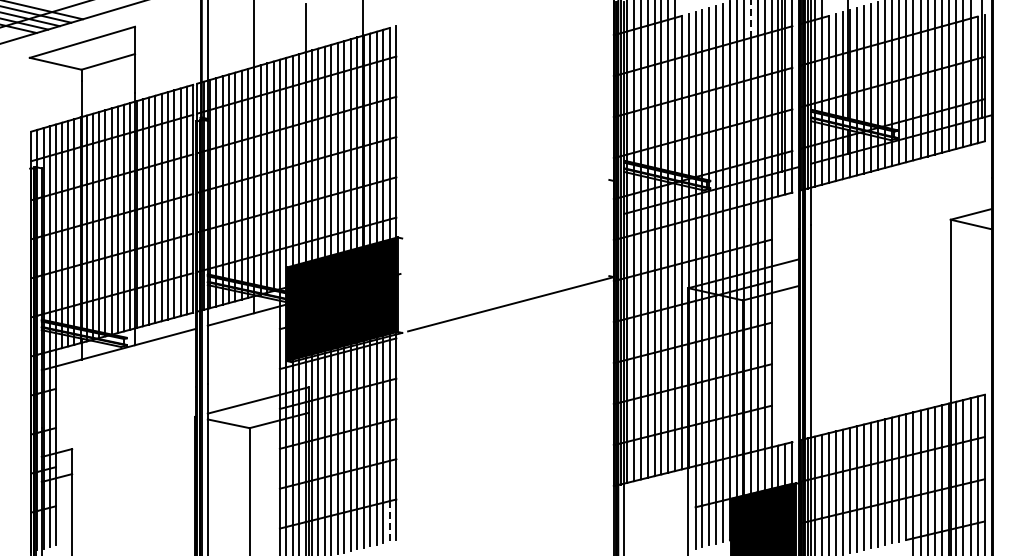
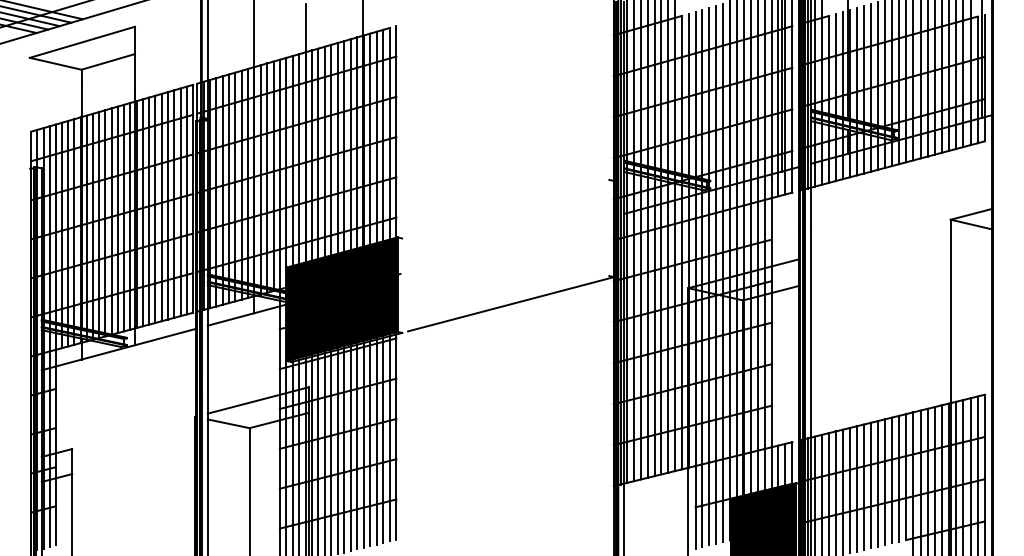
line: dashed -> solid (750, 19)
line: dashed -> solid (389, 520)
